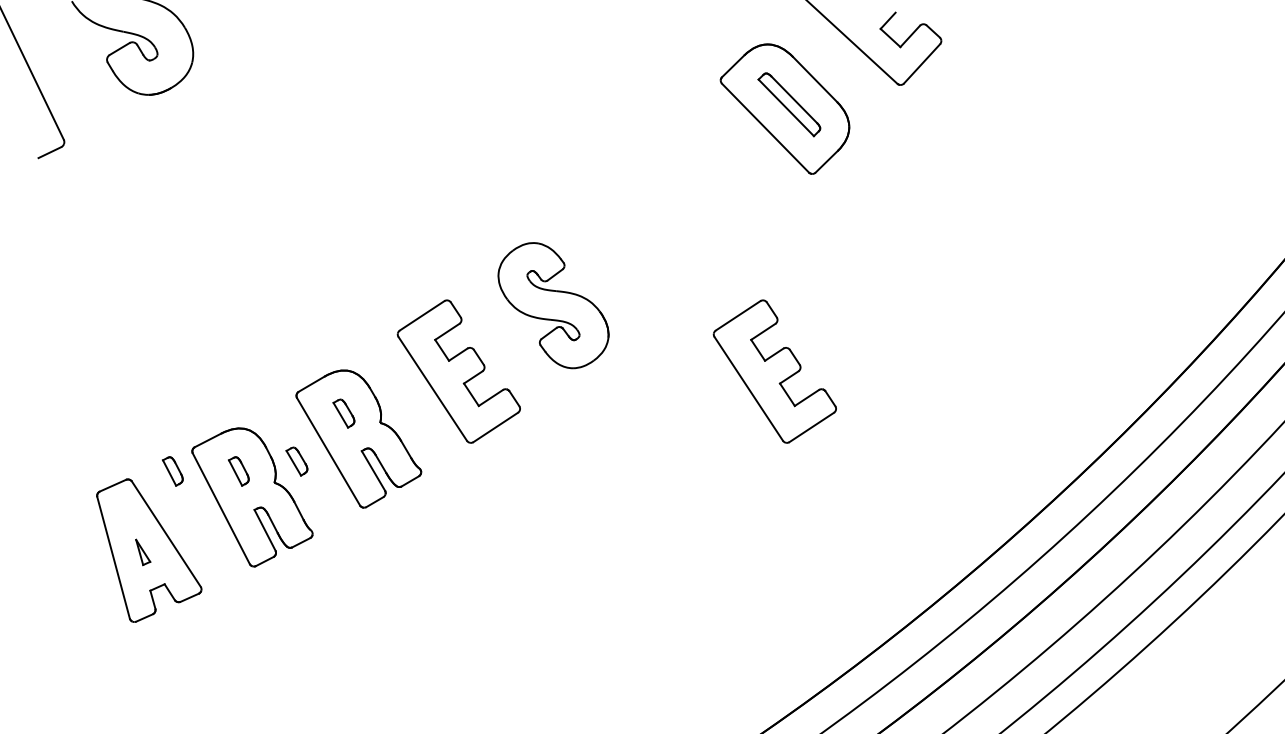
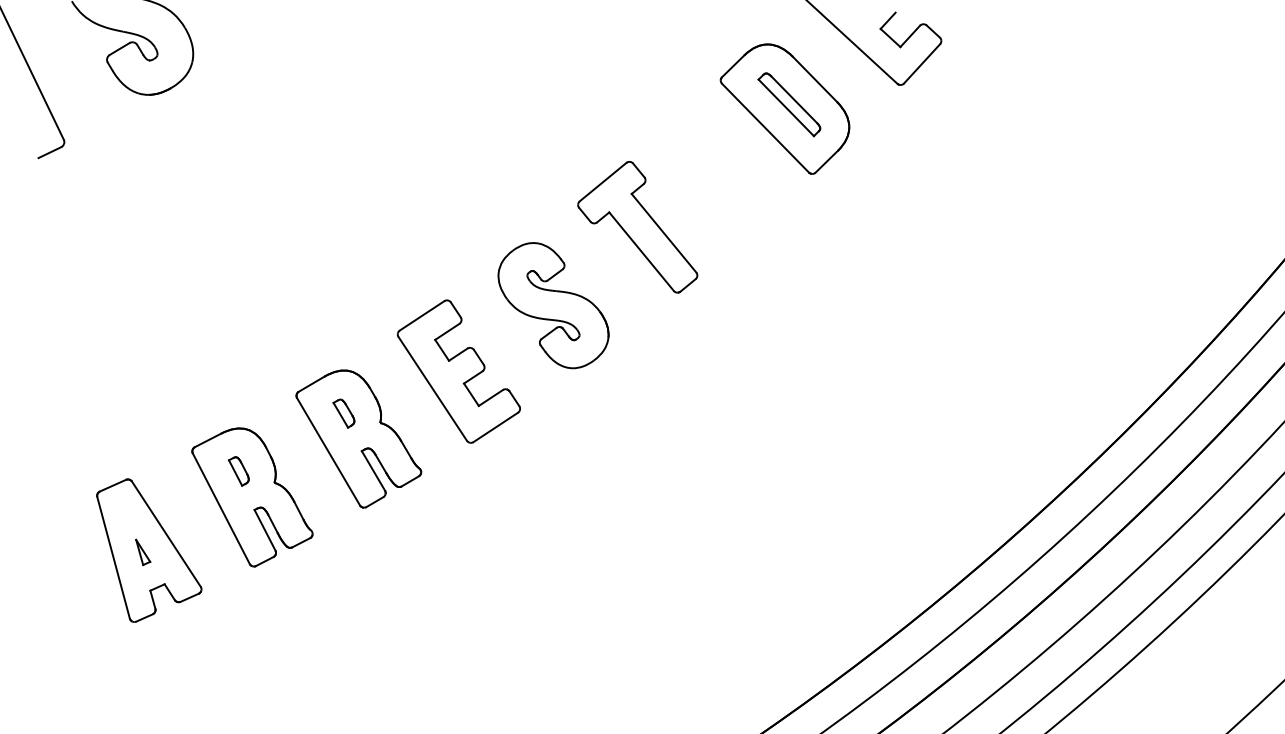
part: none -> present (637, 227)
part: present -> none (774, 371)
part: present -> none (296, 461)
part: present -> none (172, 471)
